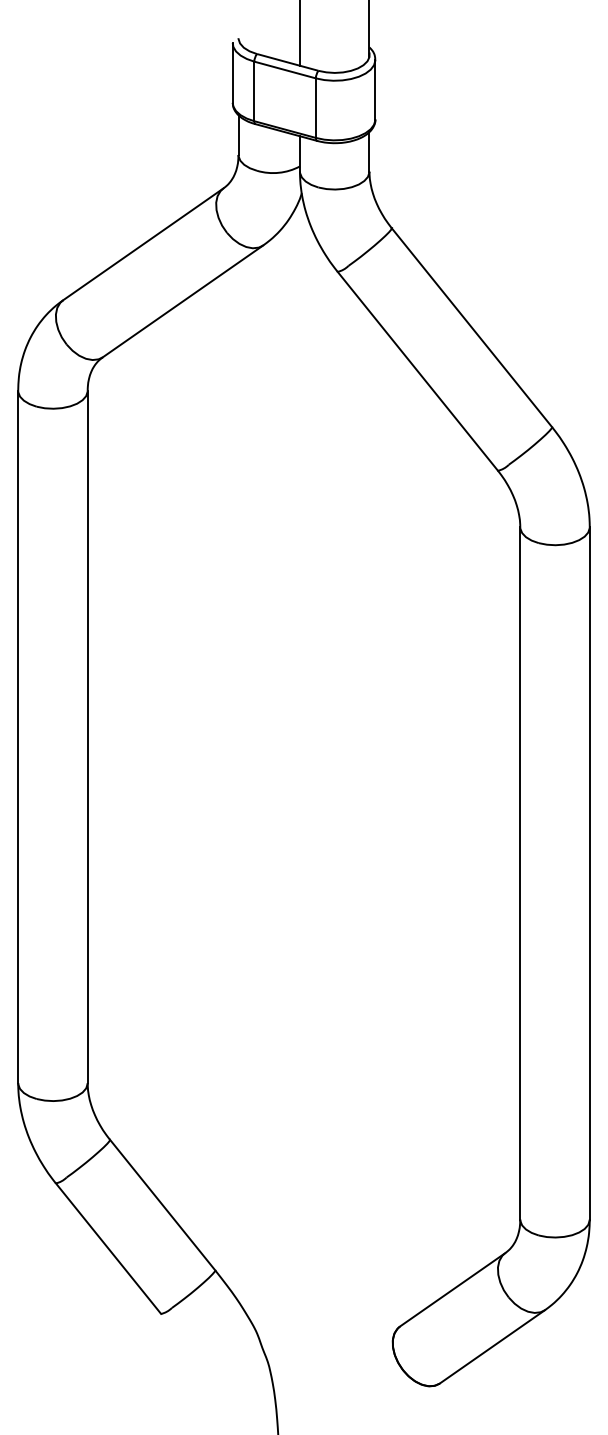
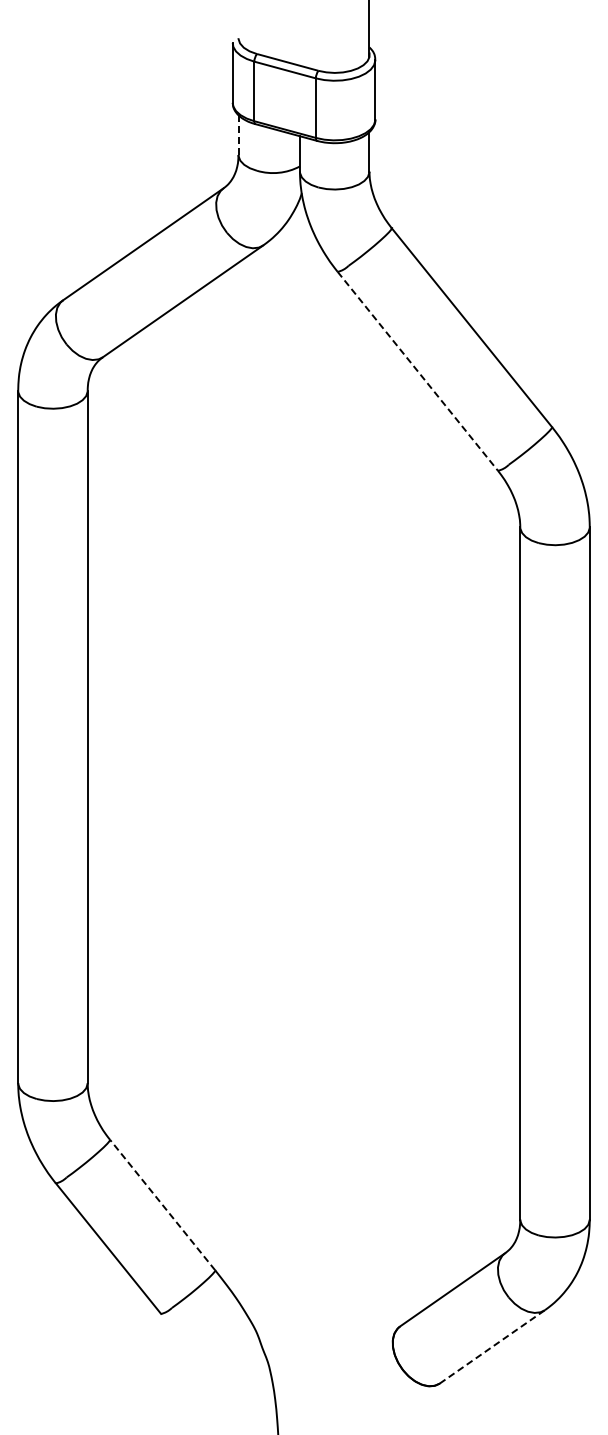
line: present -> none (299, 33)
line: solid -> dashed (238, 135)
line: solid -> dashed (417, 371)
line: solid -> dashed (162, 1205)
line: solid -> dashed (492, 1346)
